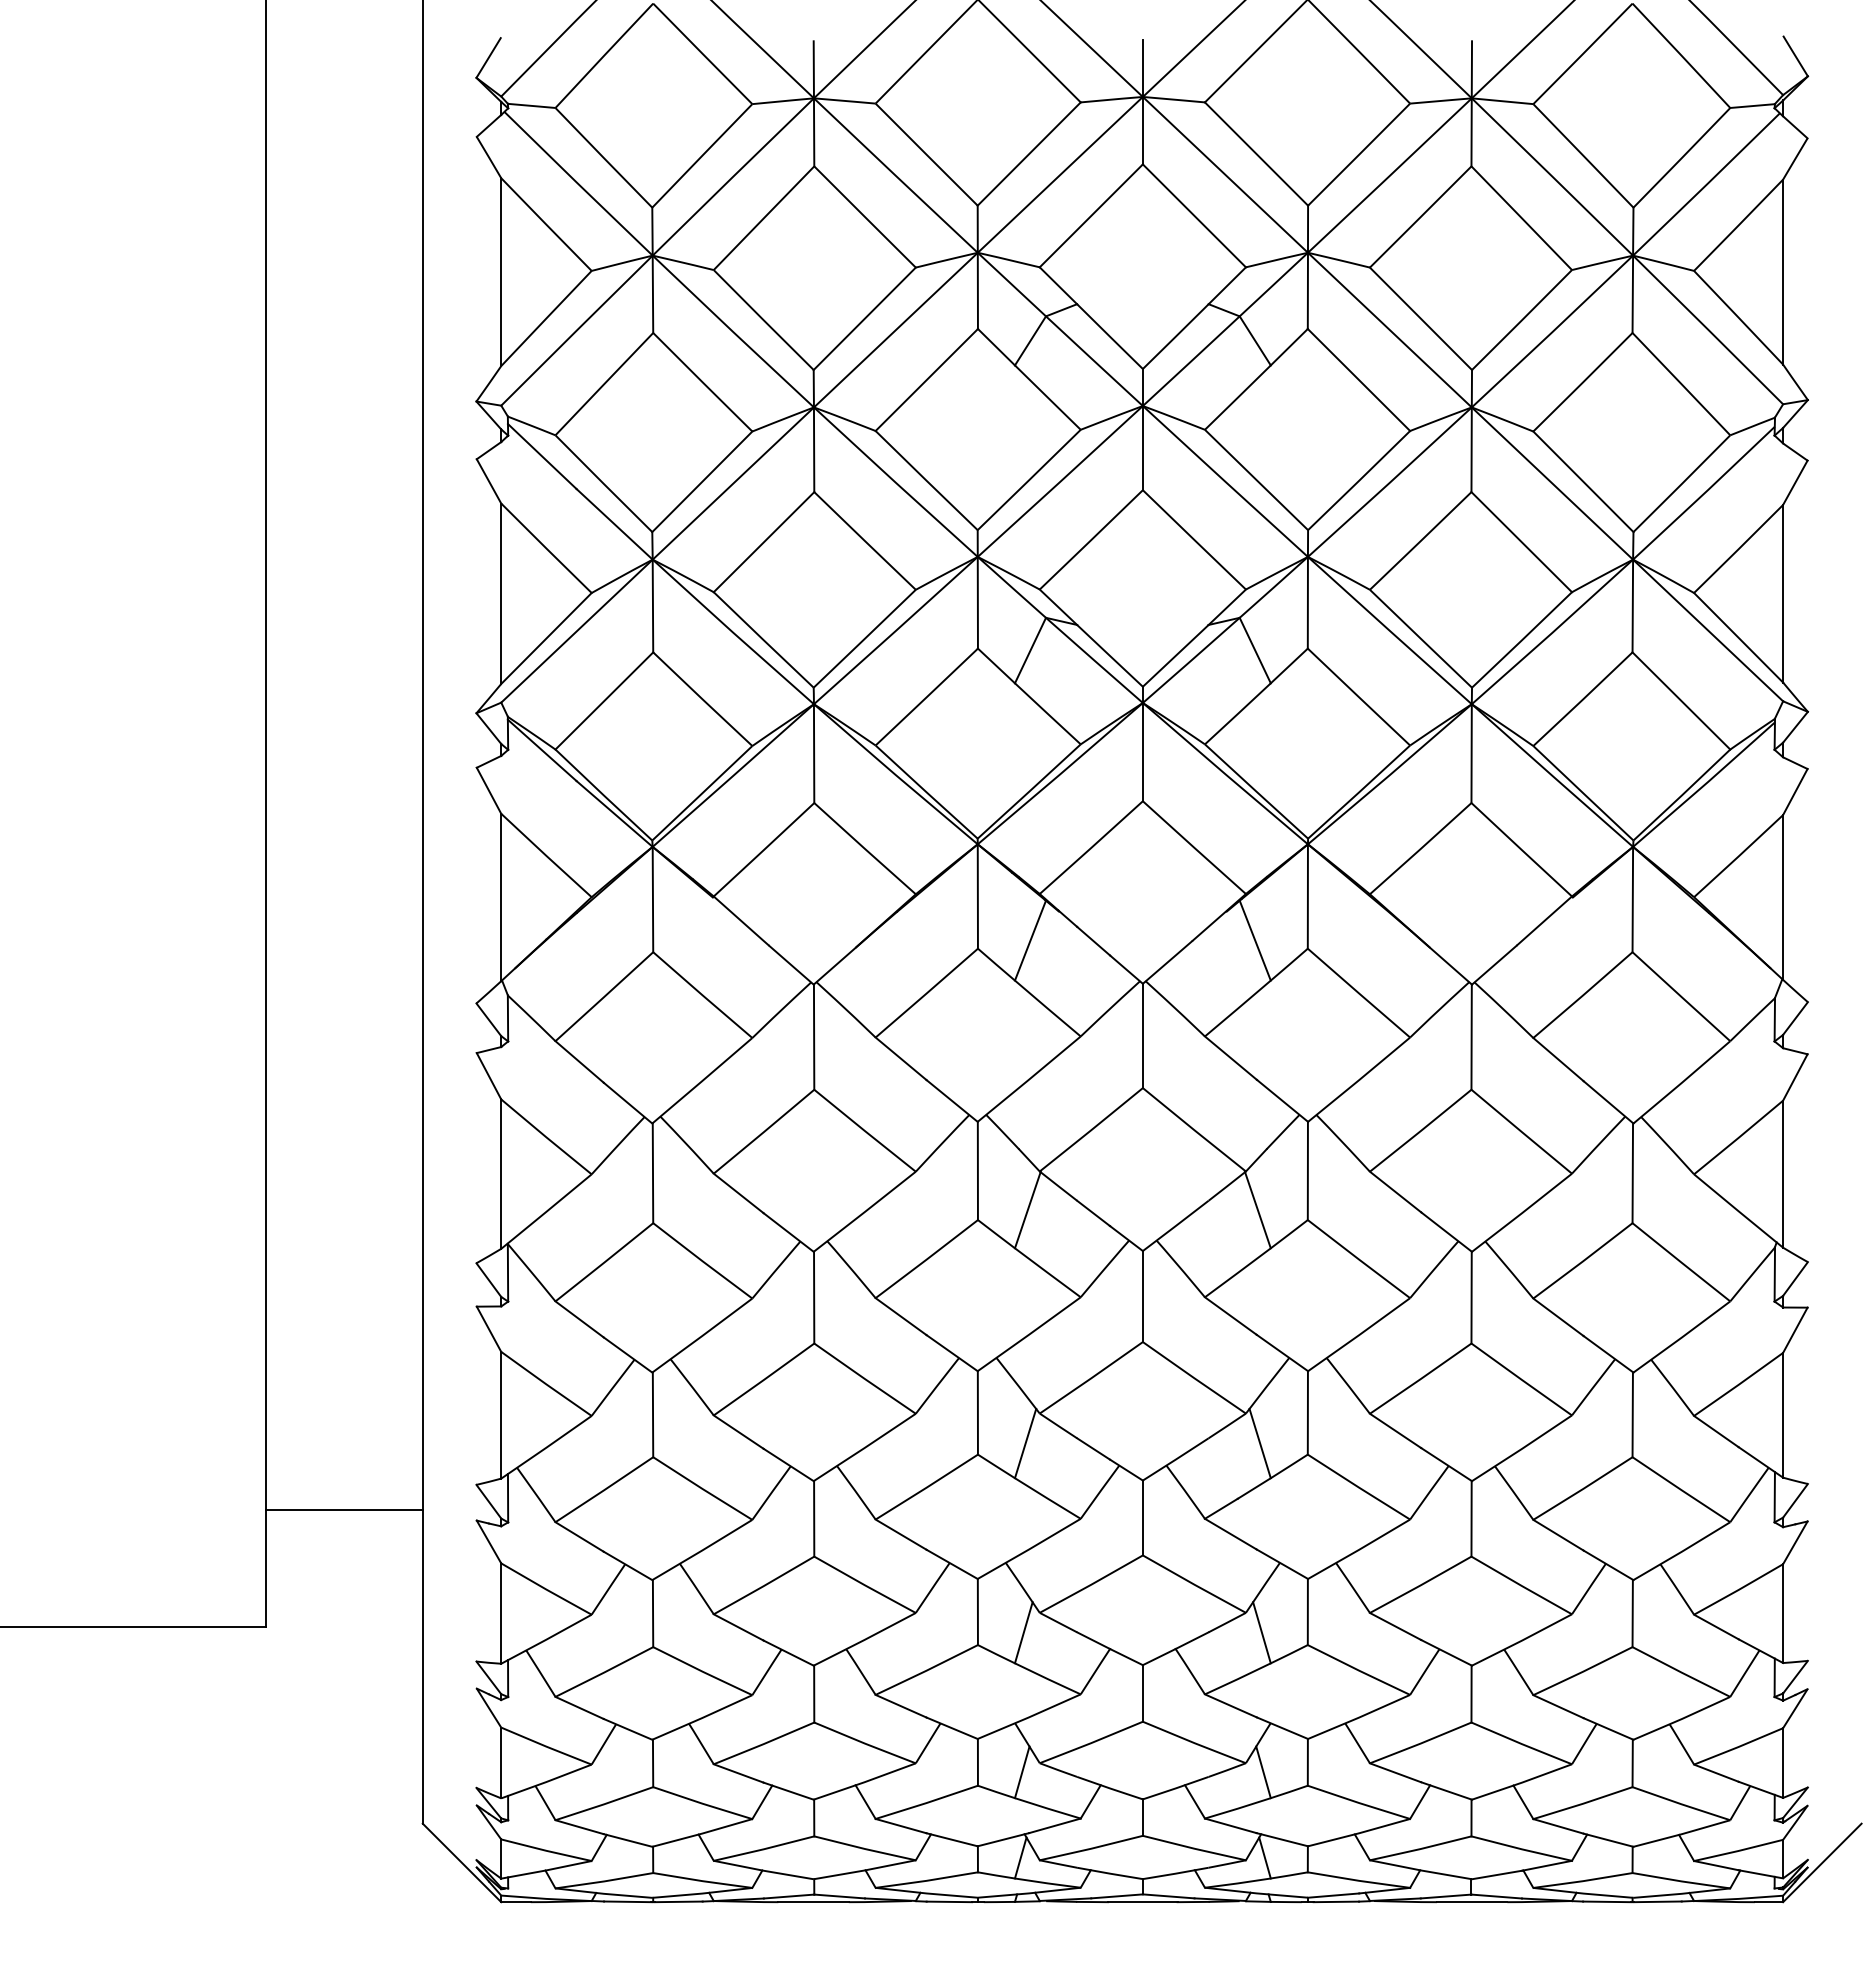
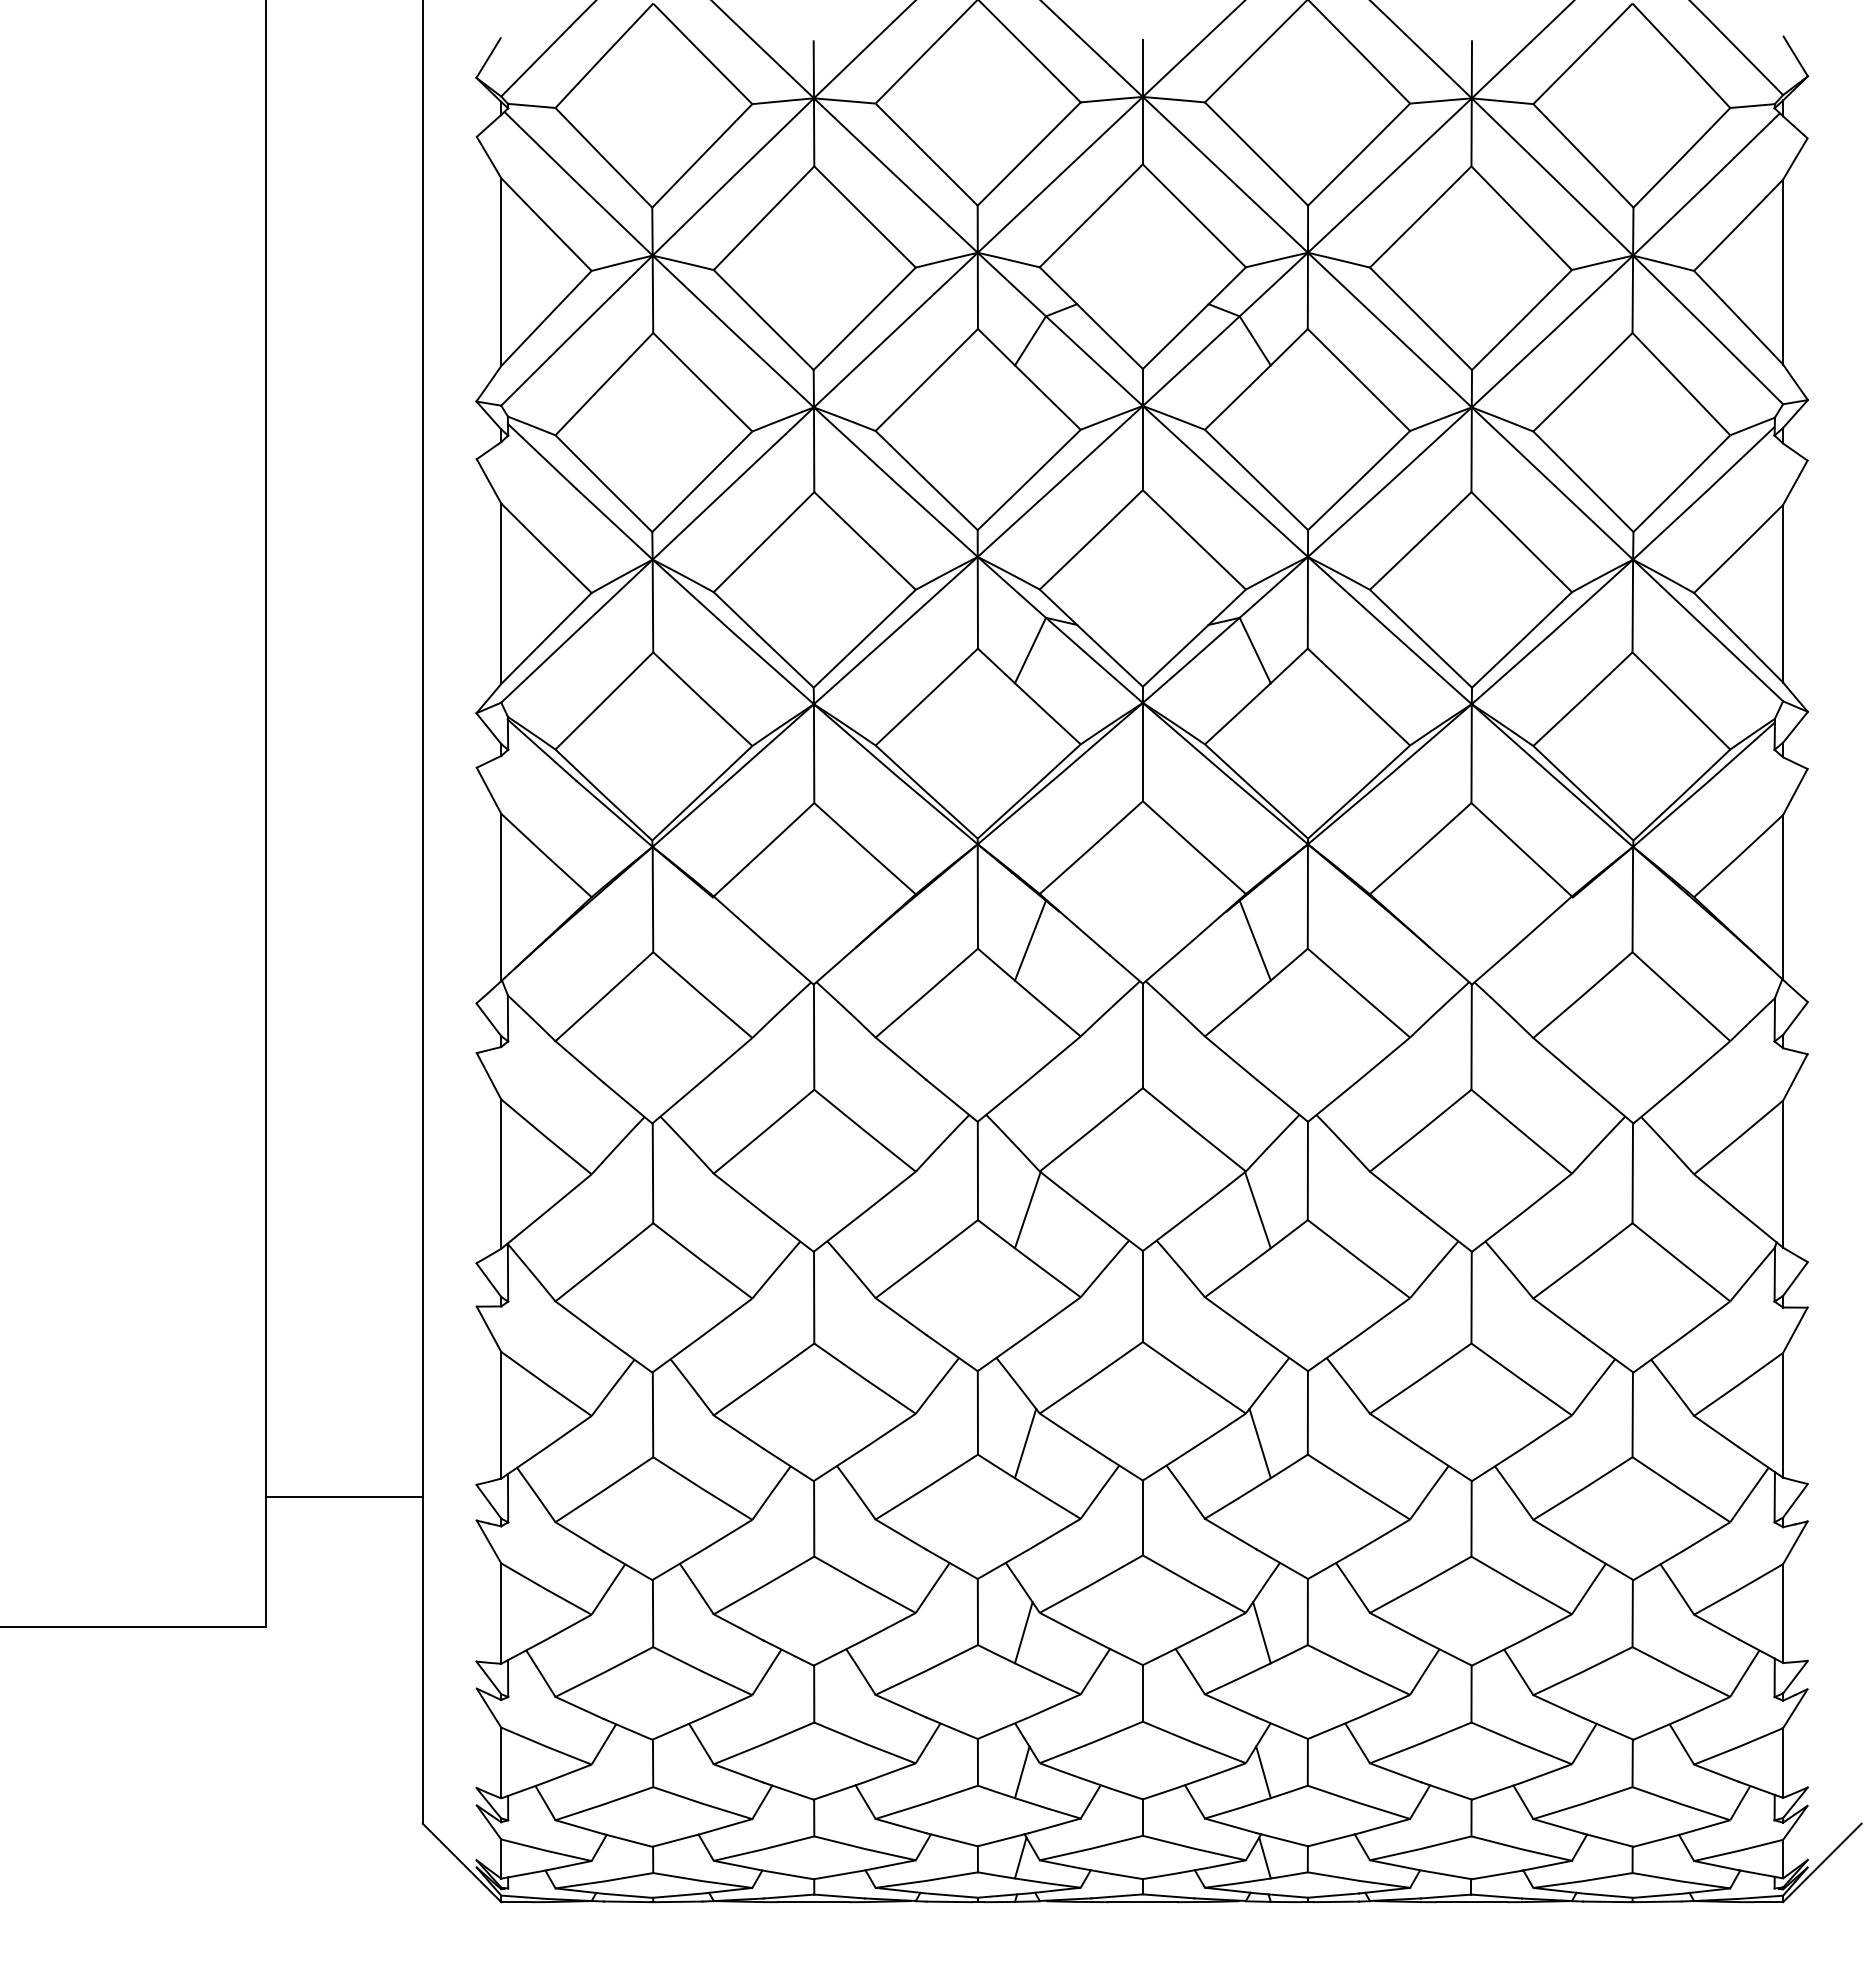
line position: (343, 1509) -> (343, 1496) (343, 1496)
